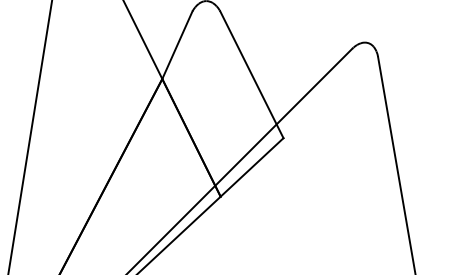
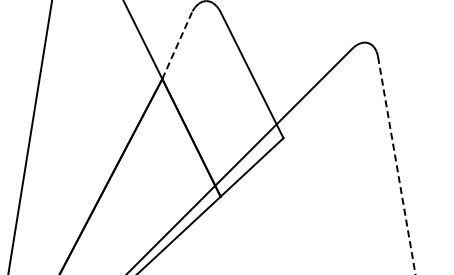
line: solid -> dashed (177, 44)
line: solid -> dashed (396, 166)
